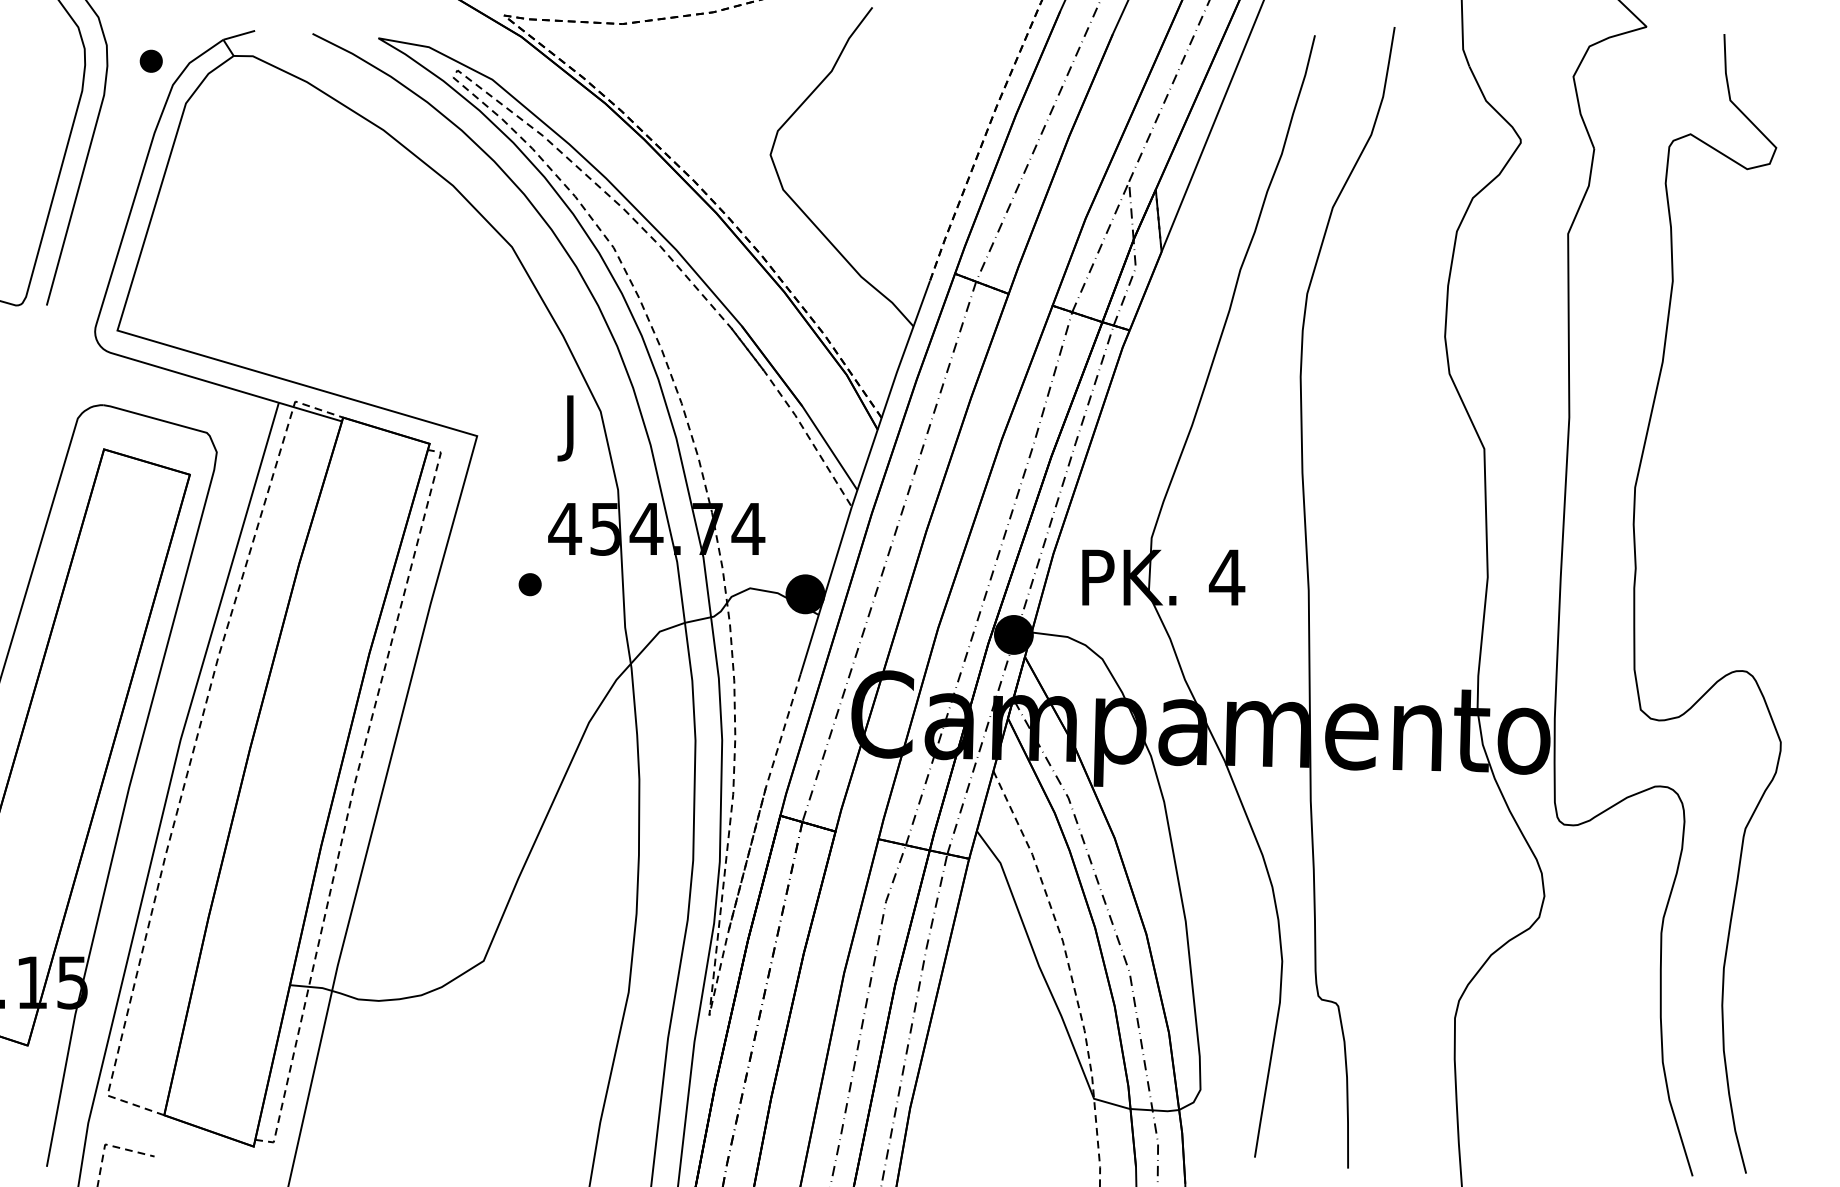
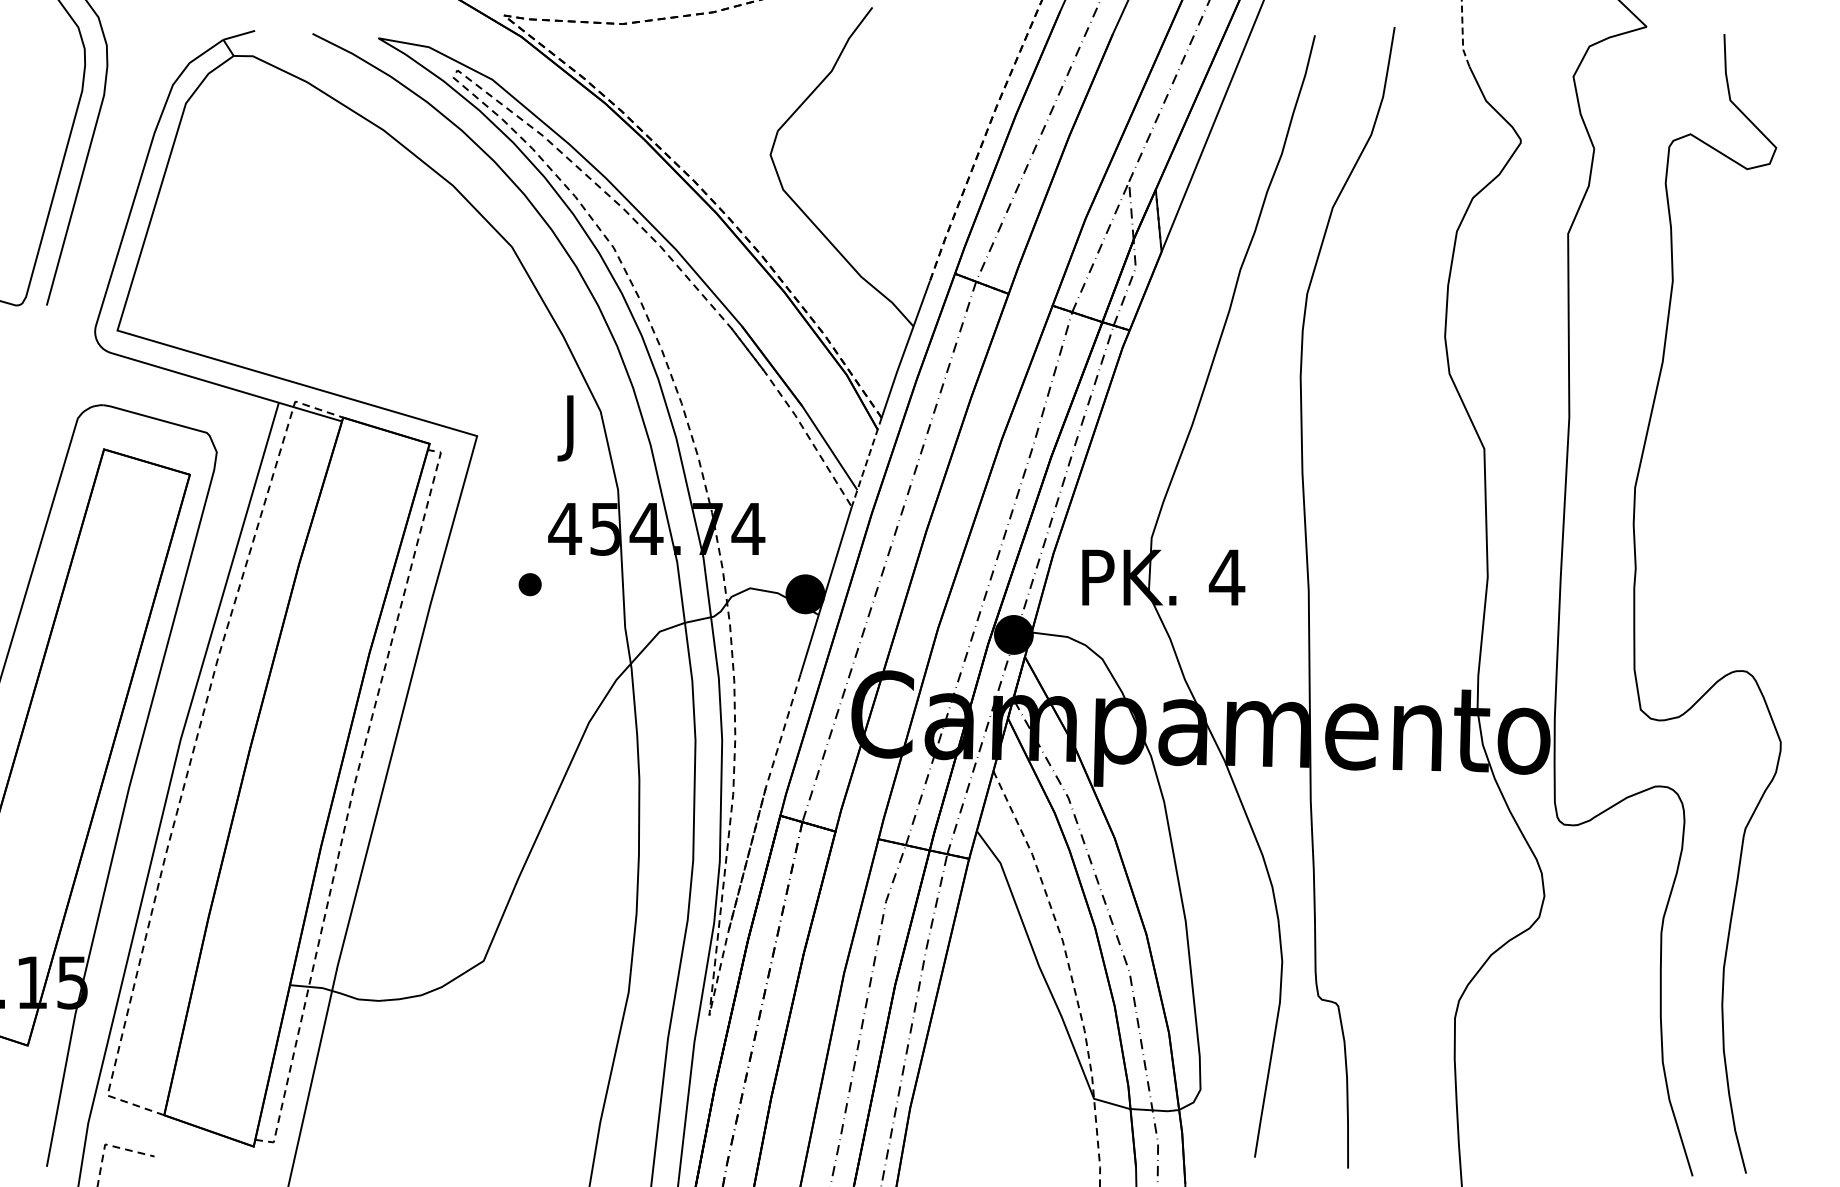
line: solid -> dashed (1462, 34)
part: present -> none (150, 60)
line: solid -> dashed (866, 462)
